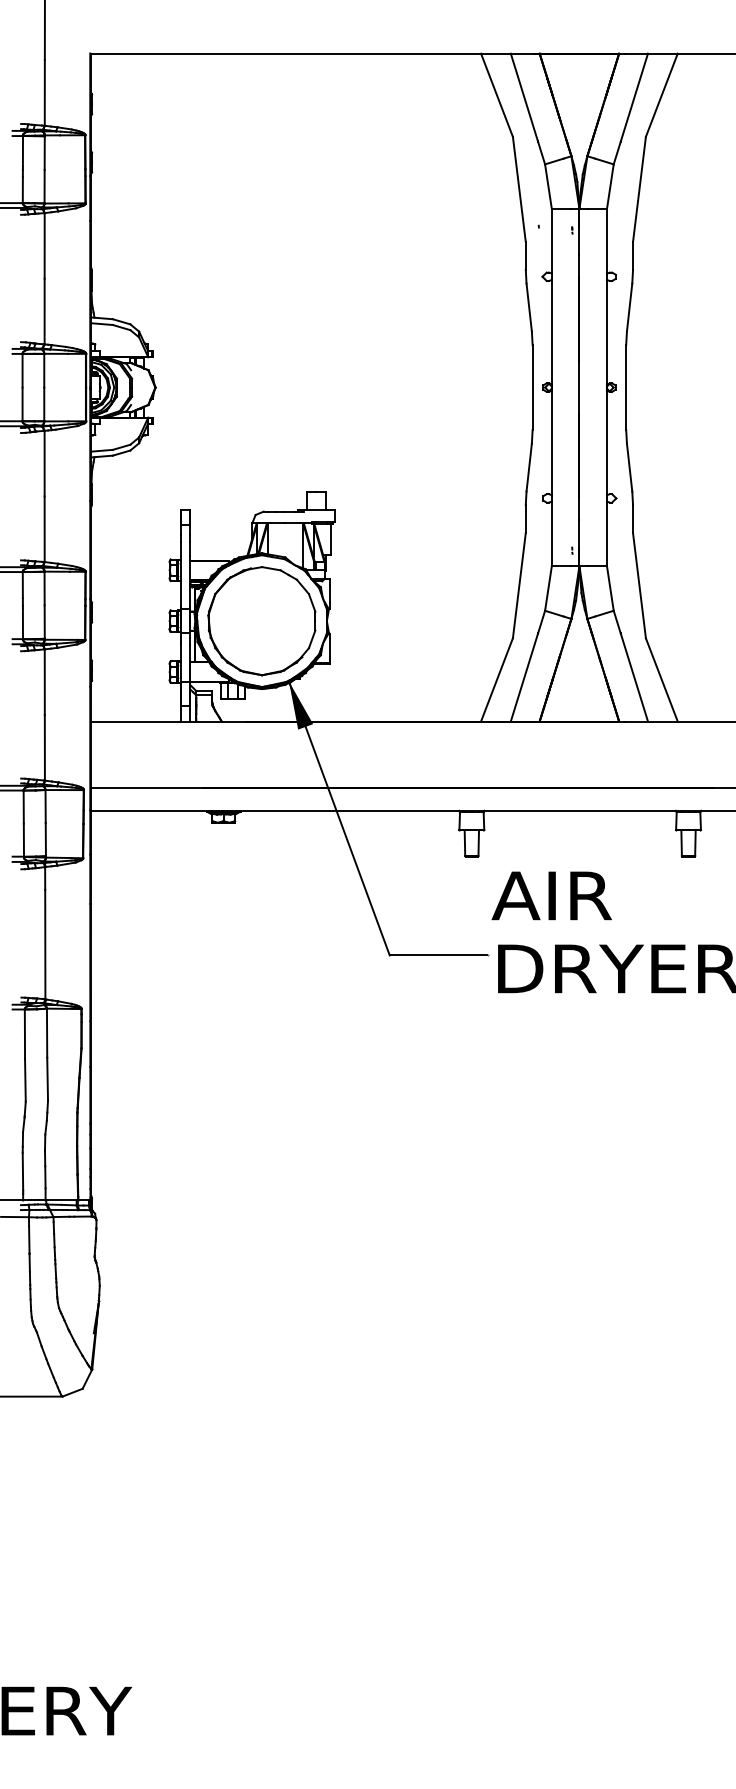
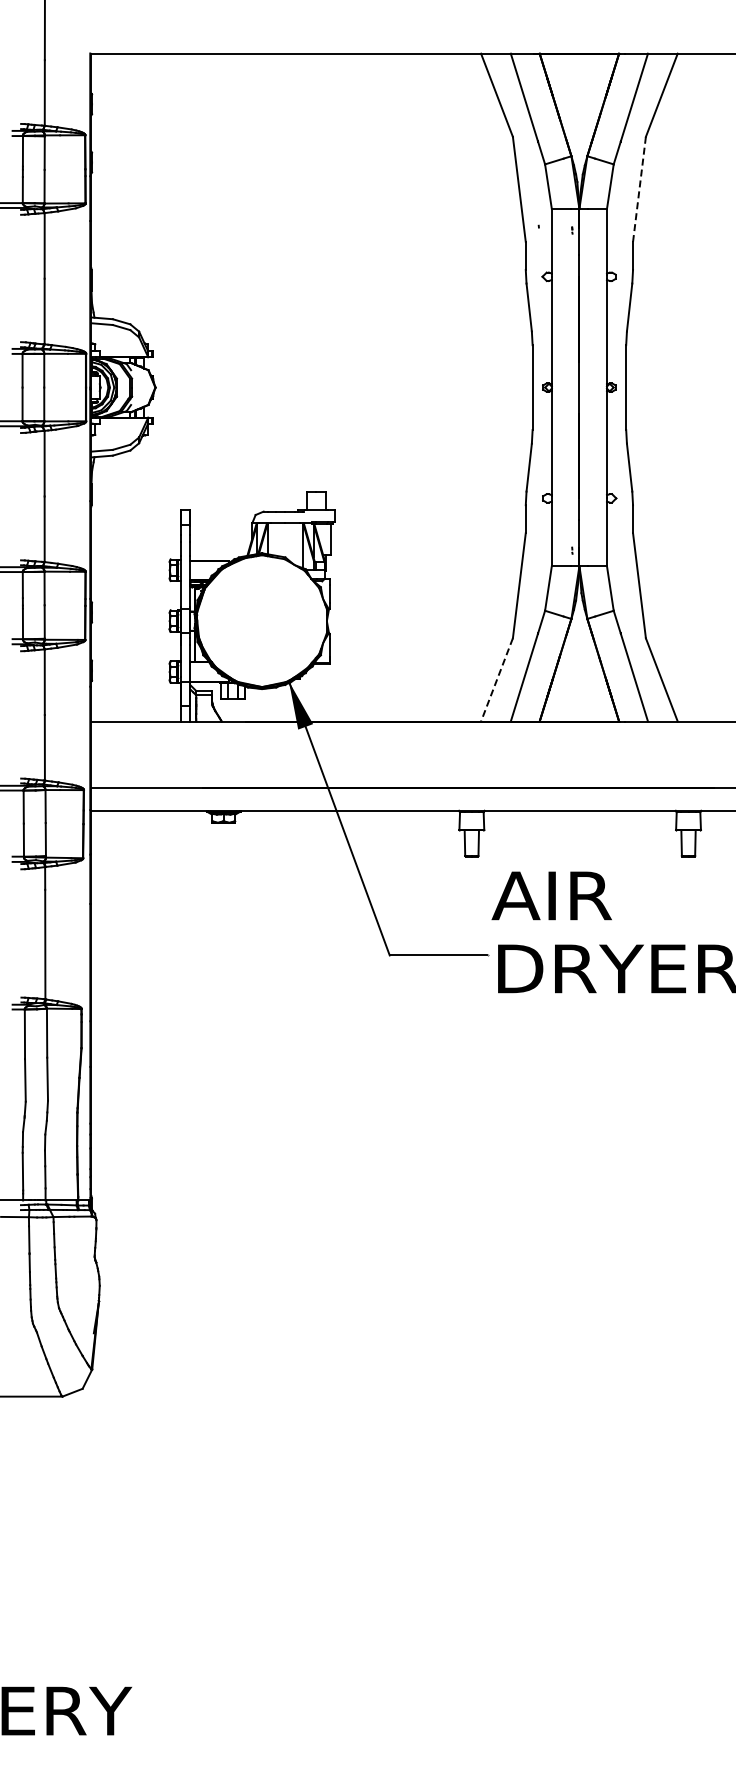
line: solid -> dashed (639, 189)
part: present -> none (261, 621)
line: solid -> dashed (497, 679)
